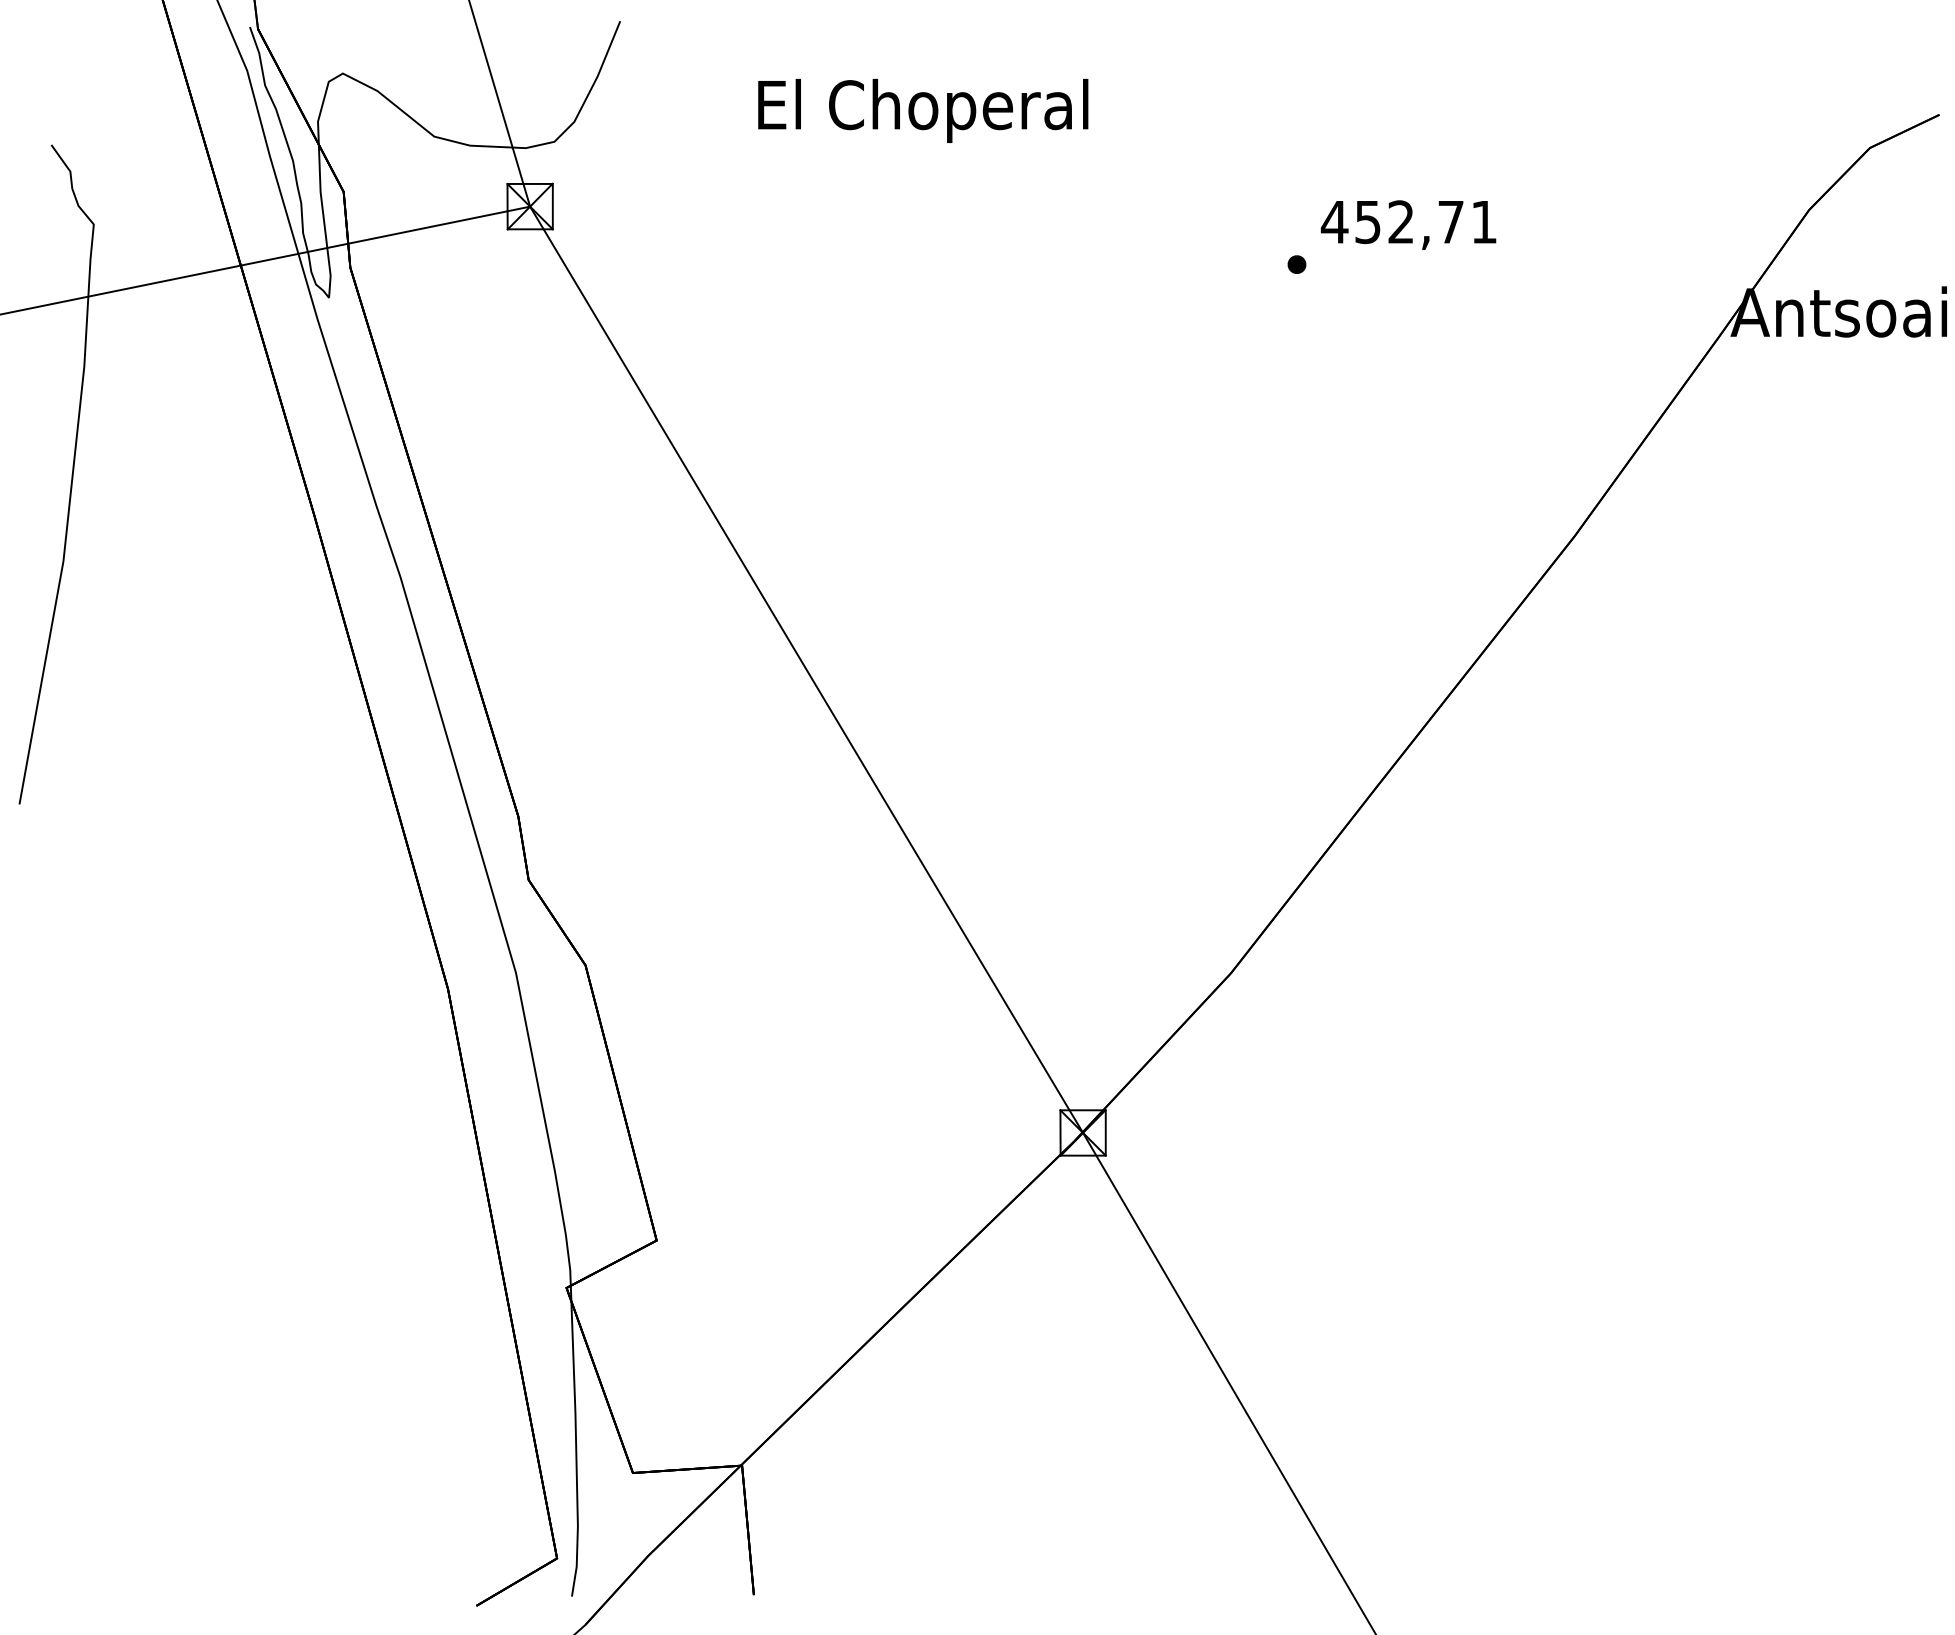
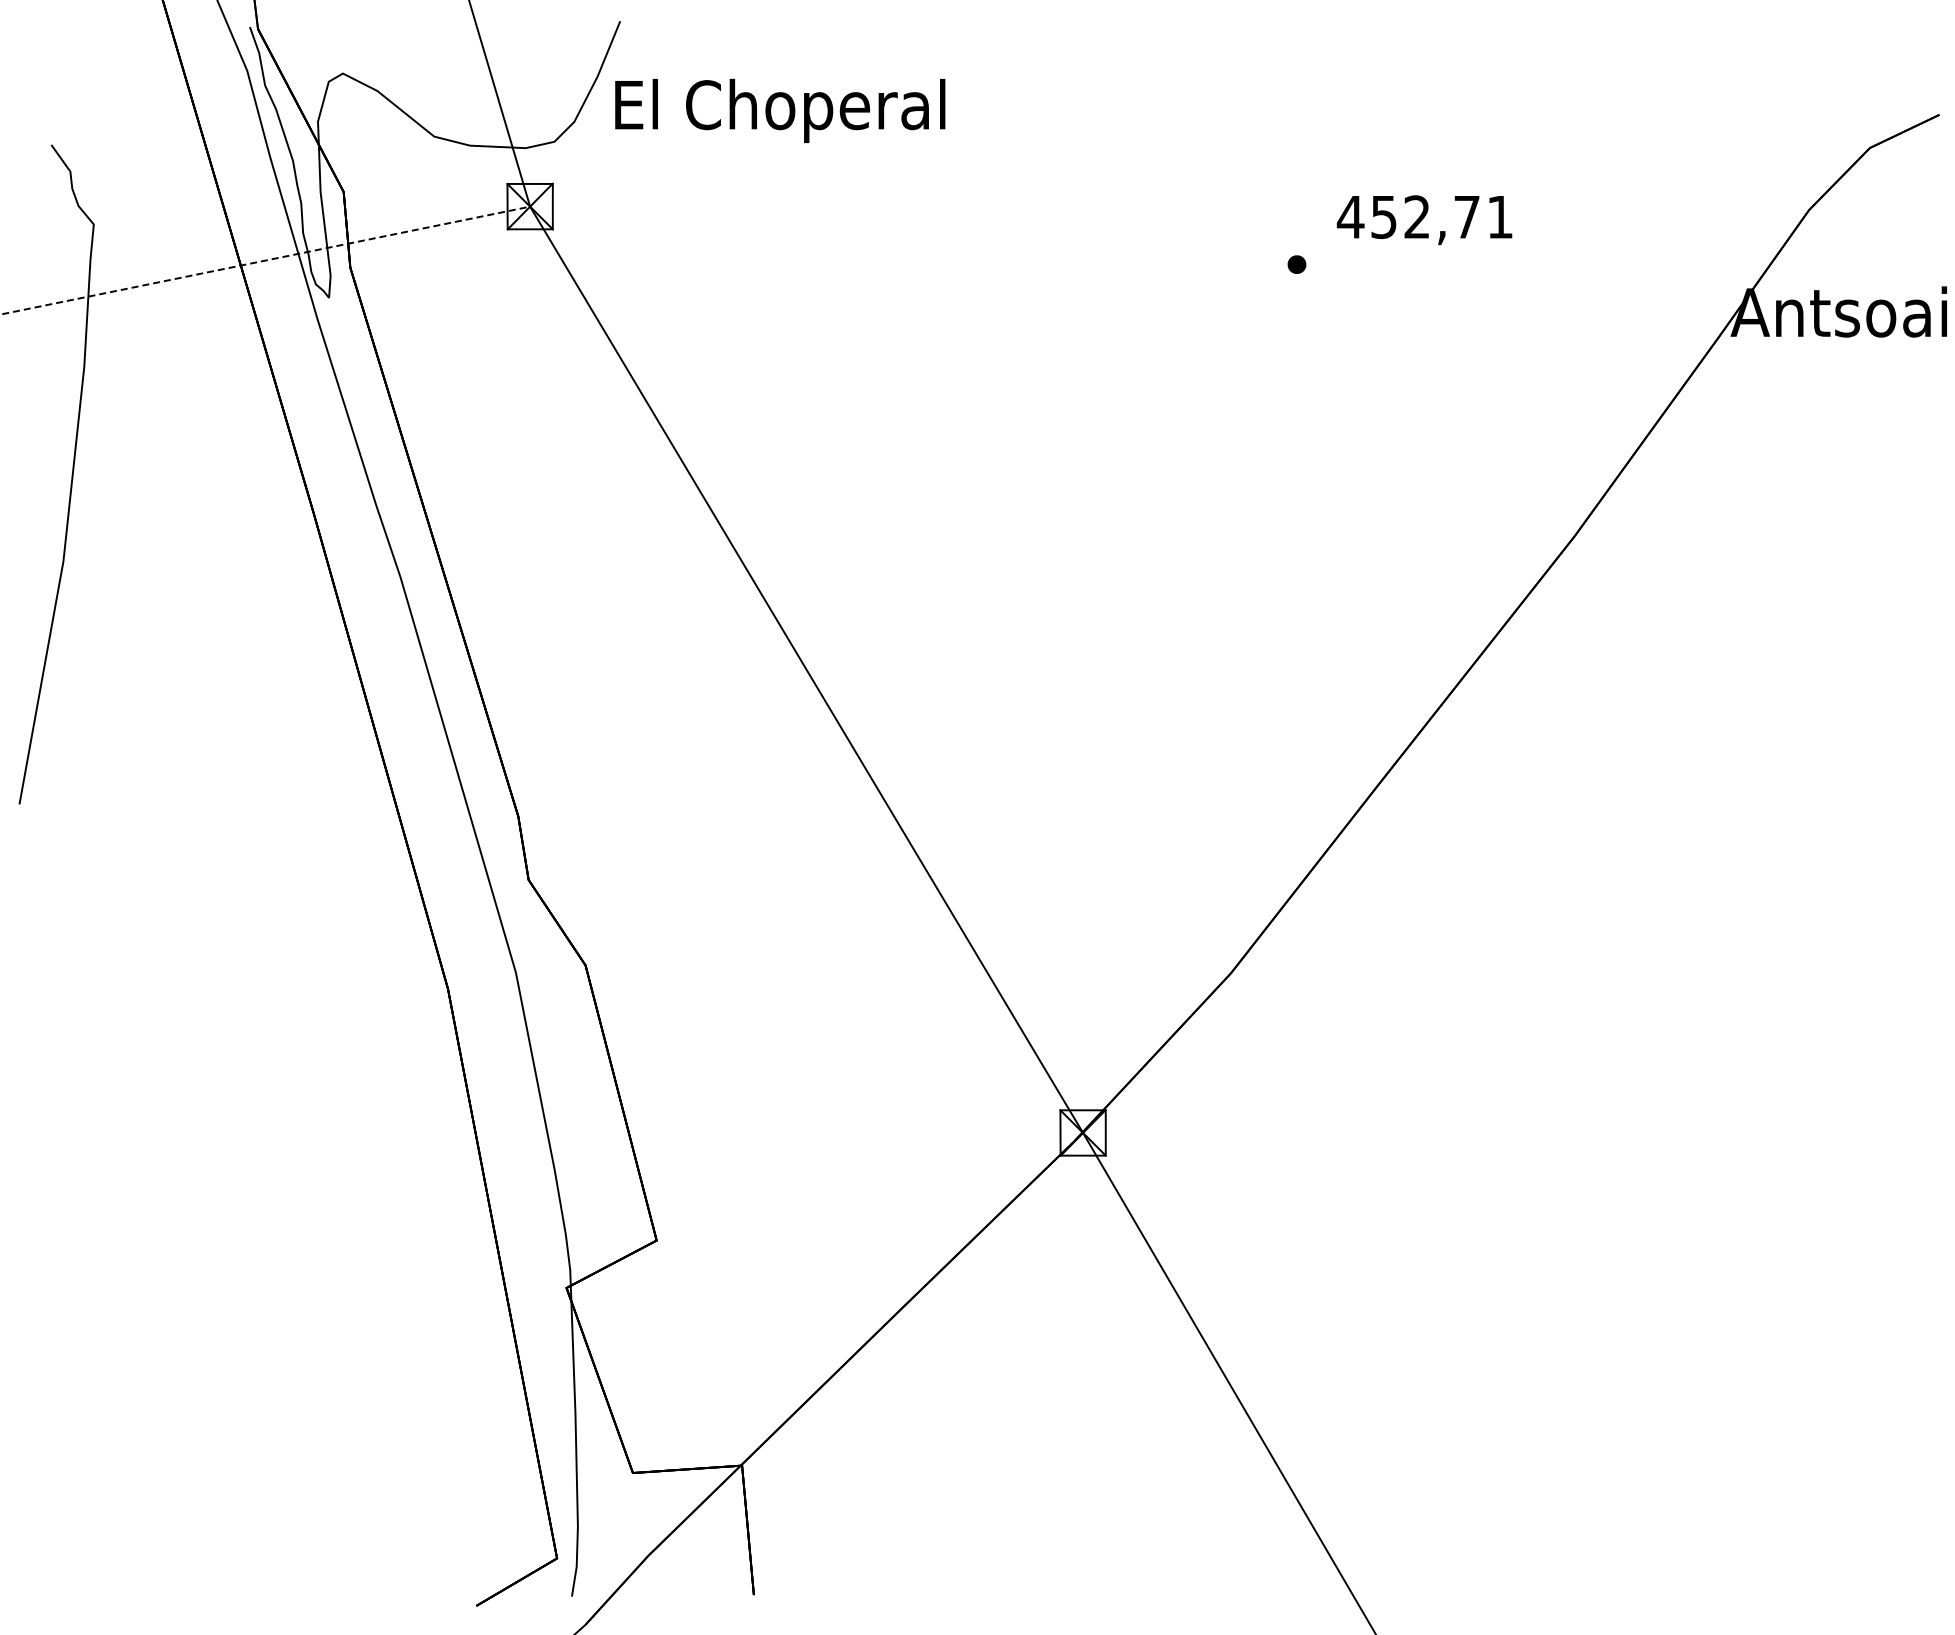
text position: (923, 110) -> (780, 110) (780, 110)
text position: (1408, 224) -> (1424, 219) (1424, 219)
line: solid -> dashed (265, 260)
